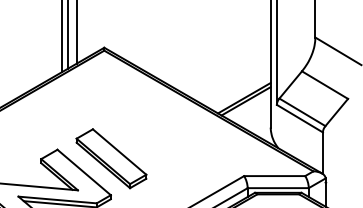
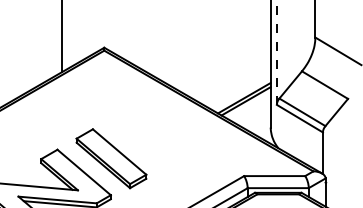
line: present -> none (76, 32)
line: present -> none (68, 35)
line: solid -> dashed (276, 52)
